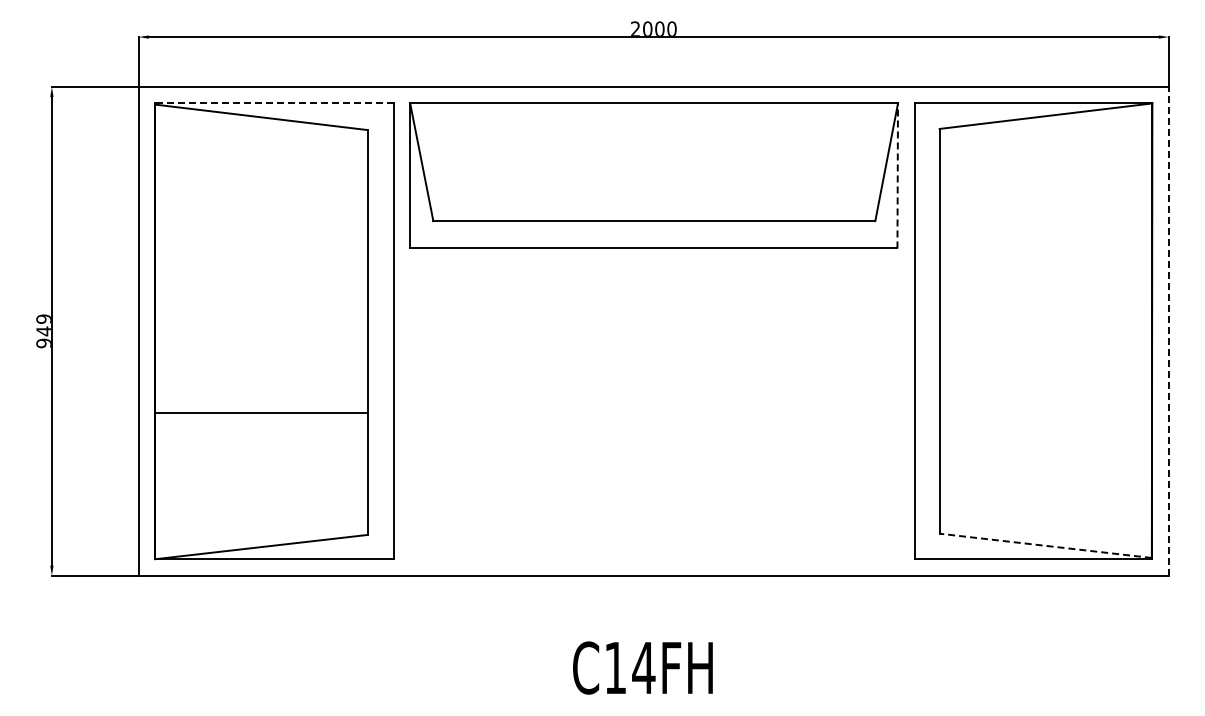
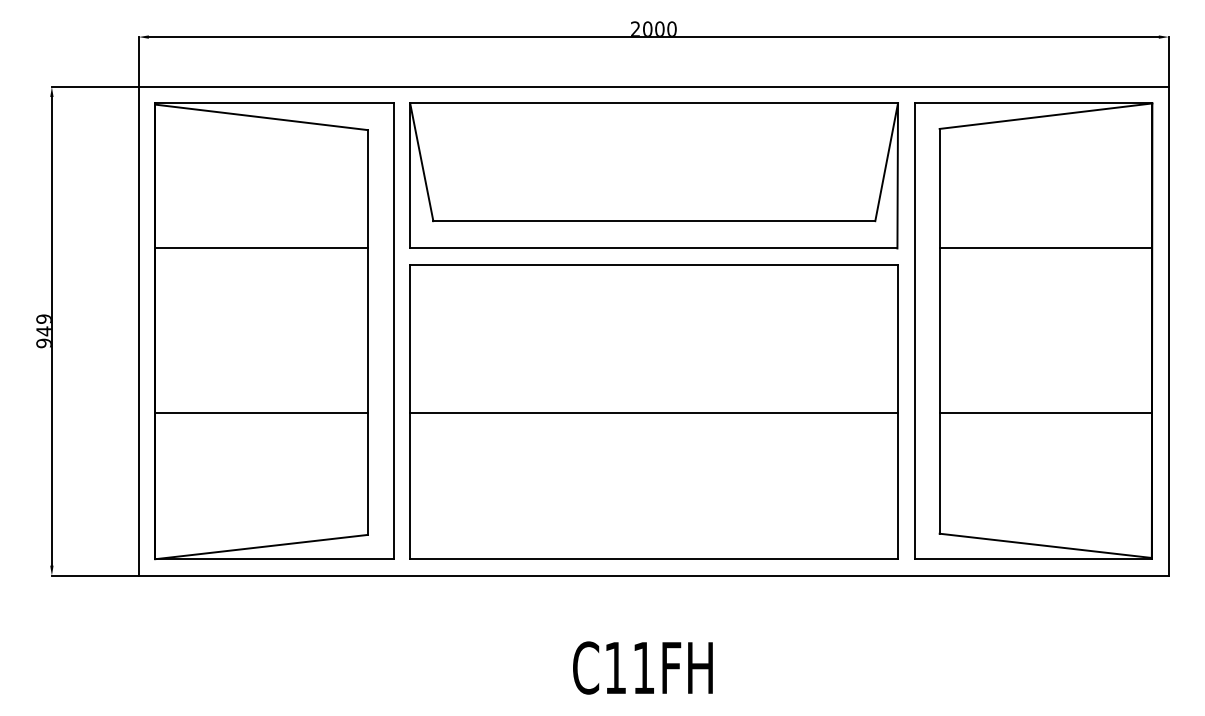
line: dashed -> solid (274, 103)
line: dashed -> solid (897, 175)
line: none -> present (261, 248)
line: none -> present (1045, 248)
line: dashed -> solid (1168, 330)
part: none -> present (653, 411)
line: none -> present (1045, 412)
line: dashed -> solid (1045, 545)
text: C14FH -> C11FH (643, 667)
